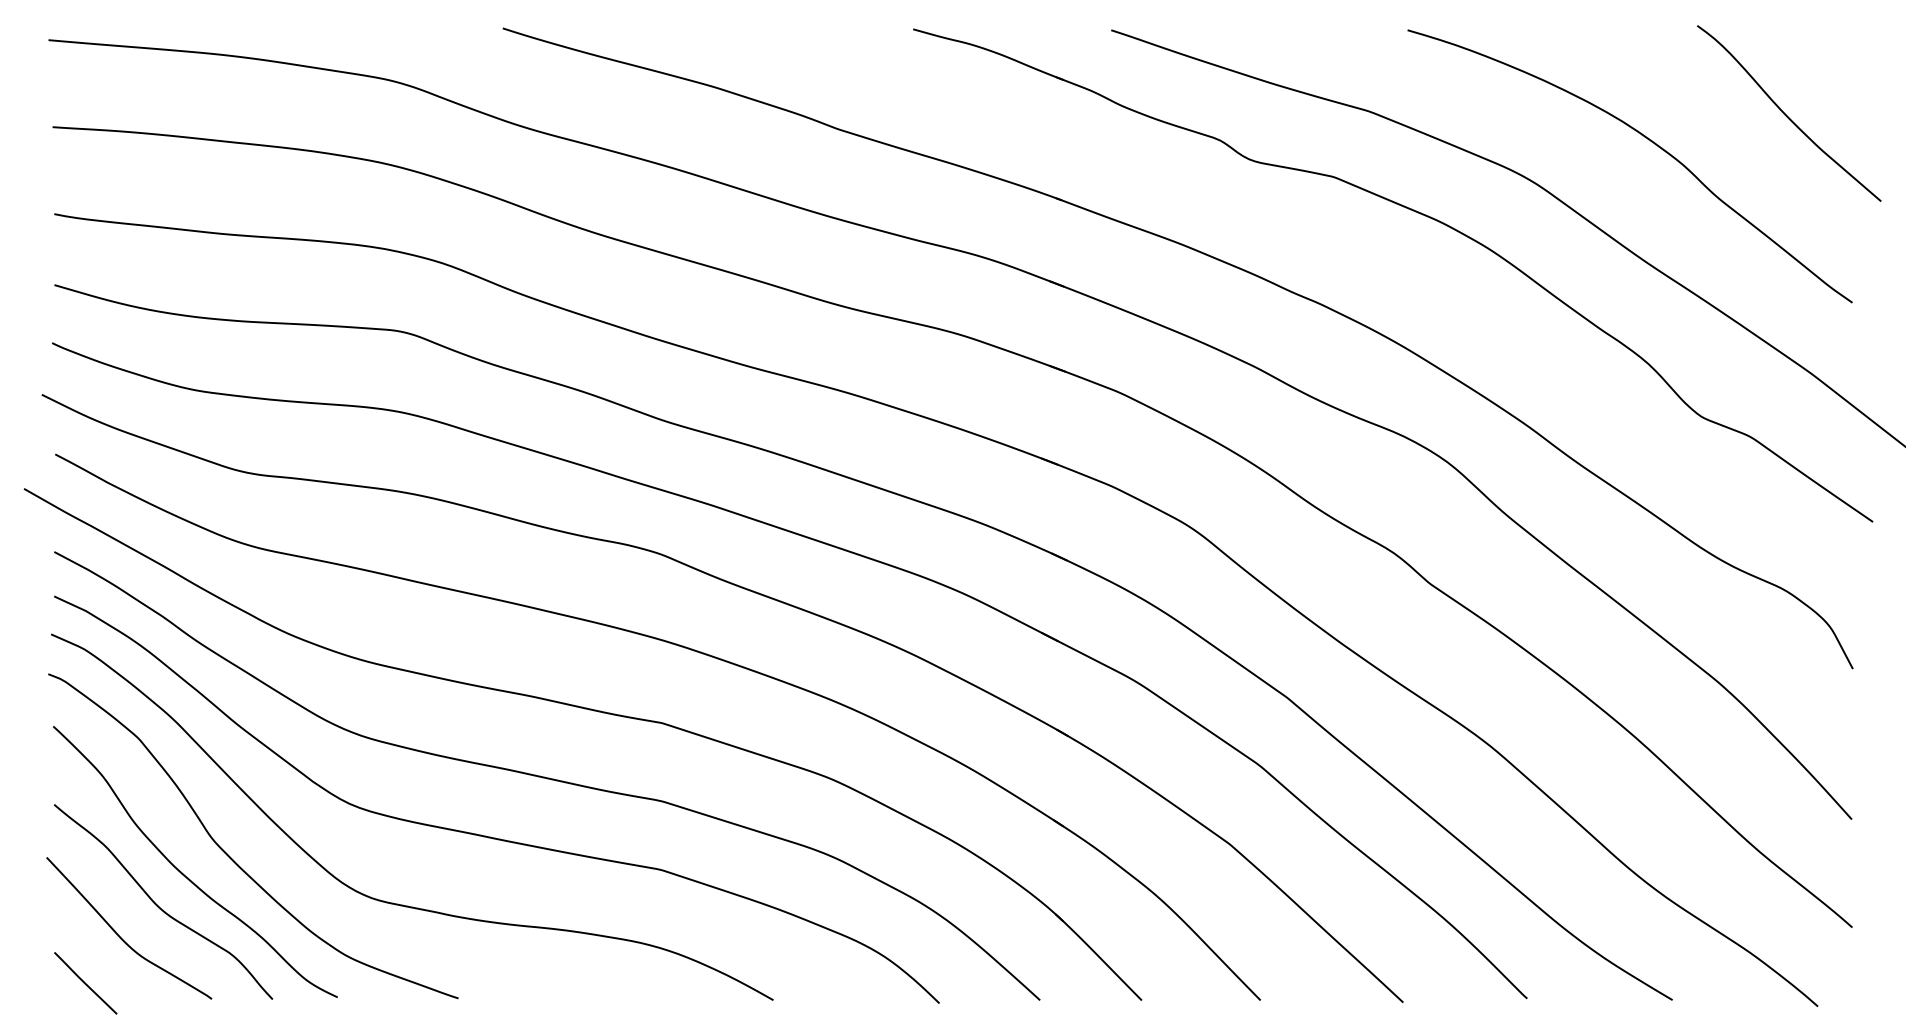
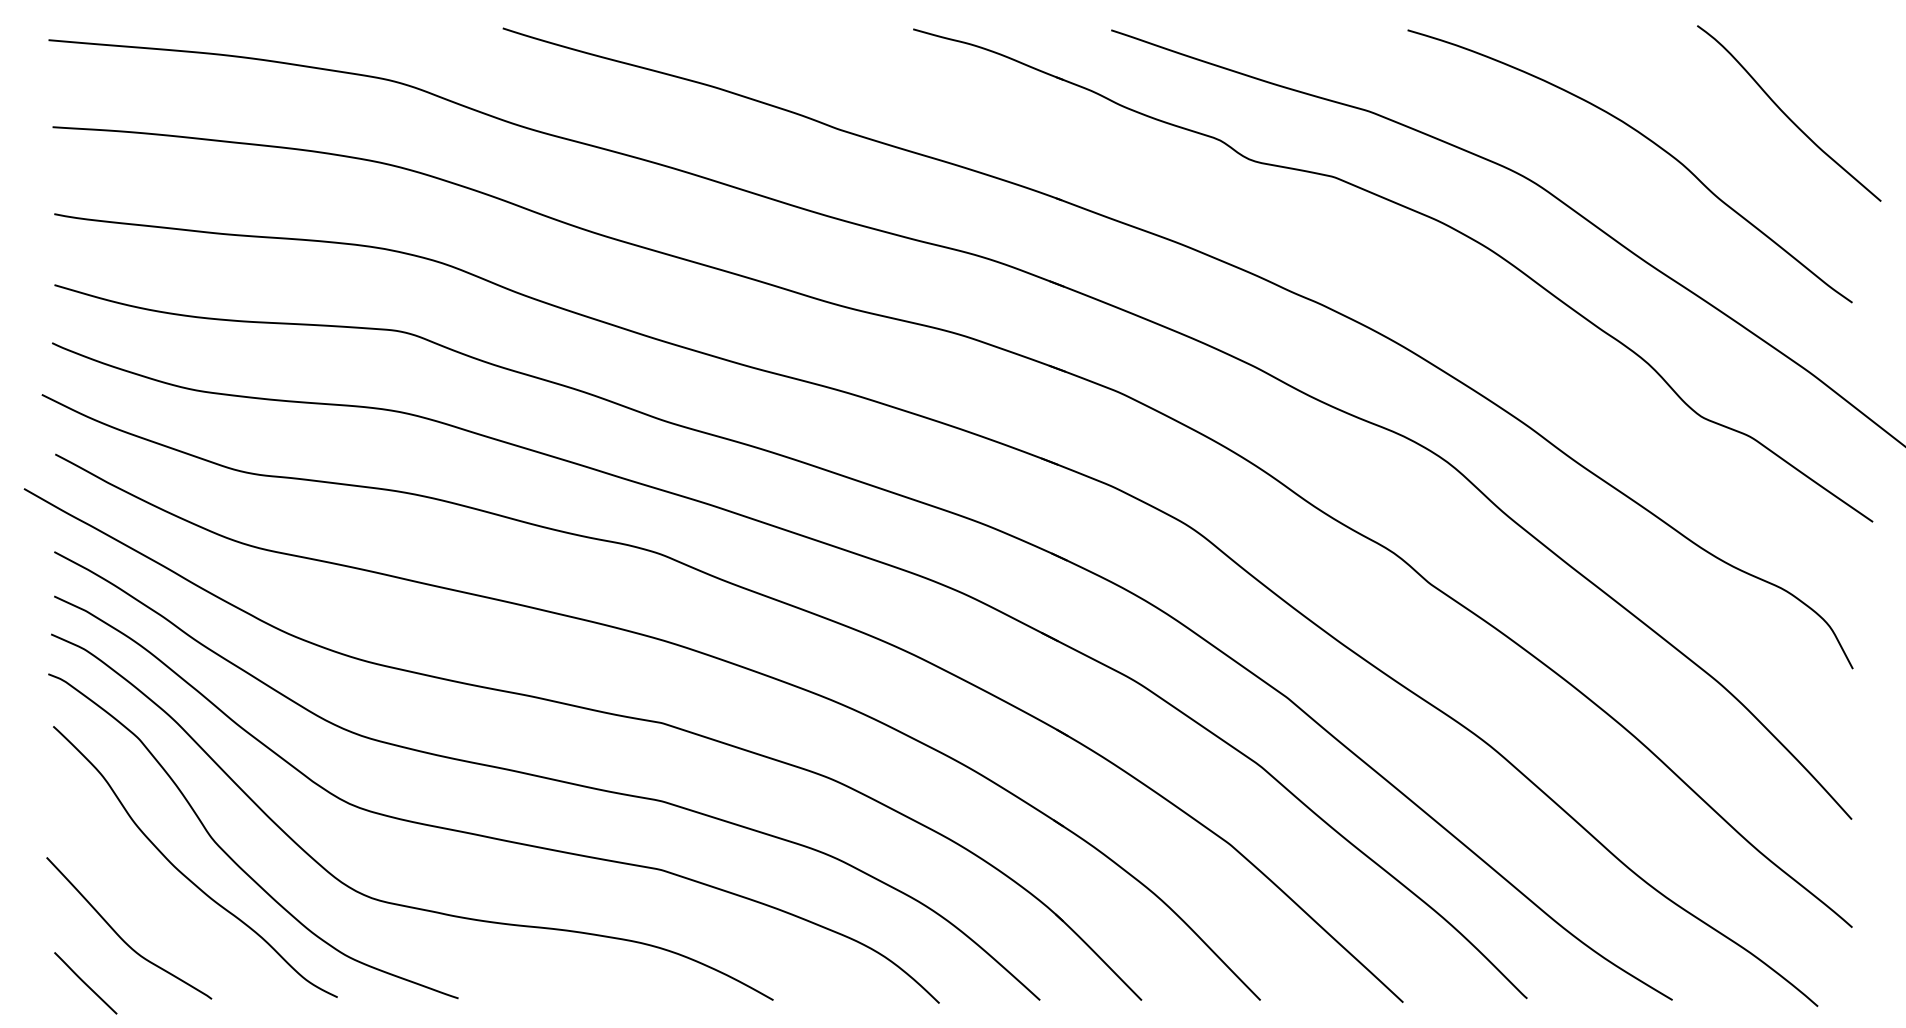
curve: present -> none (158, 905)
